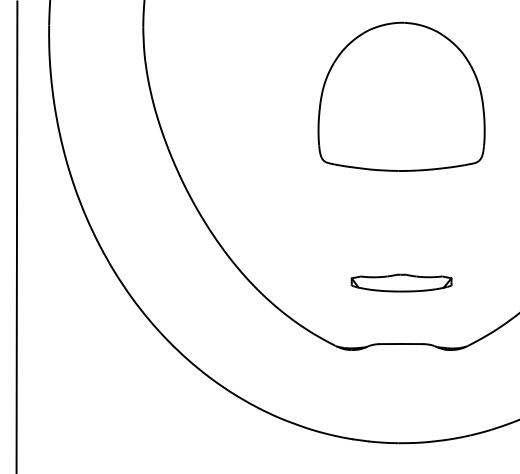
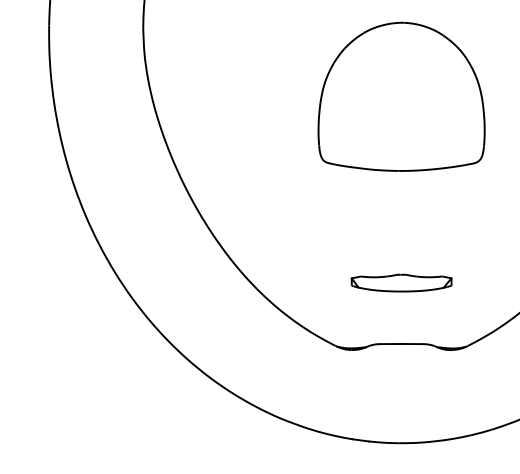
line: present -> none (16, 236)
